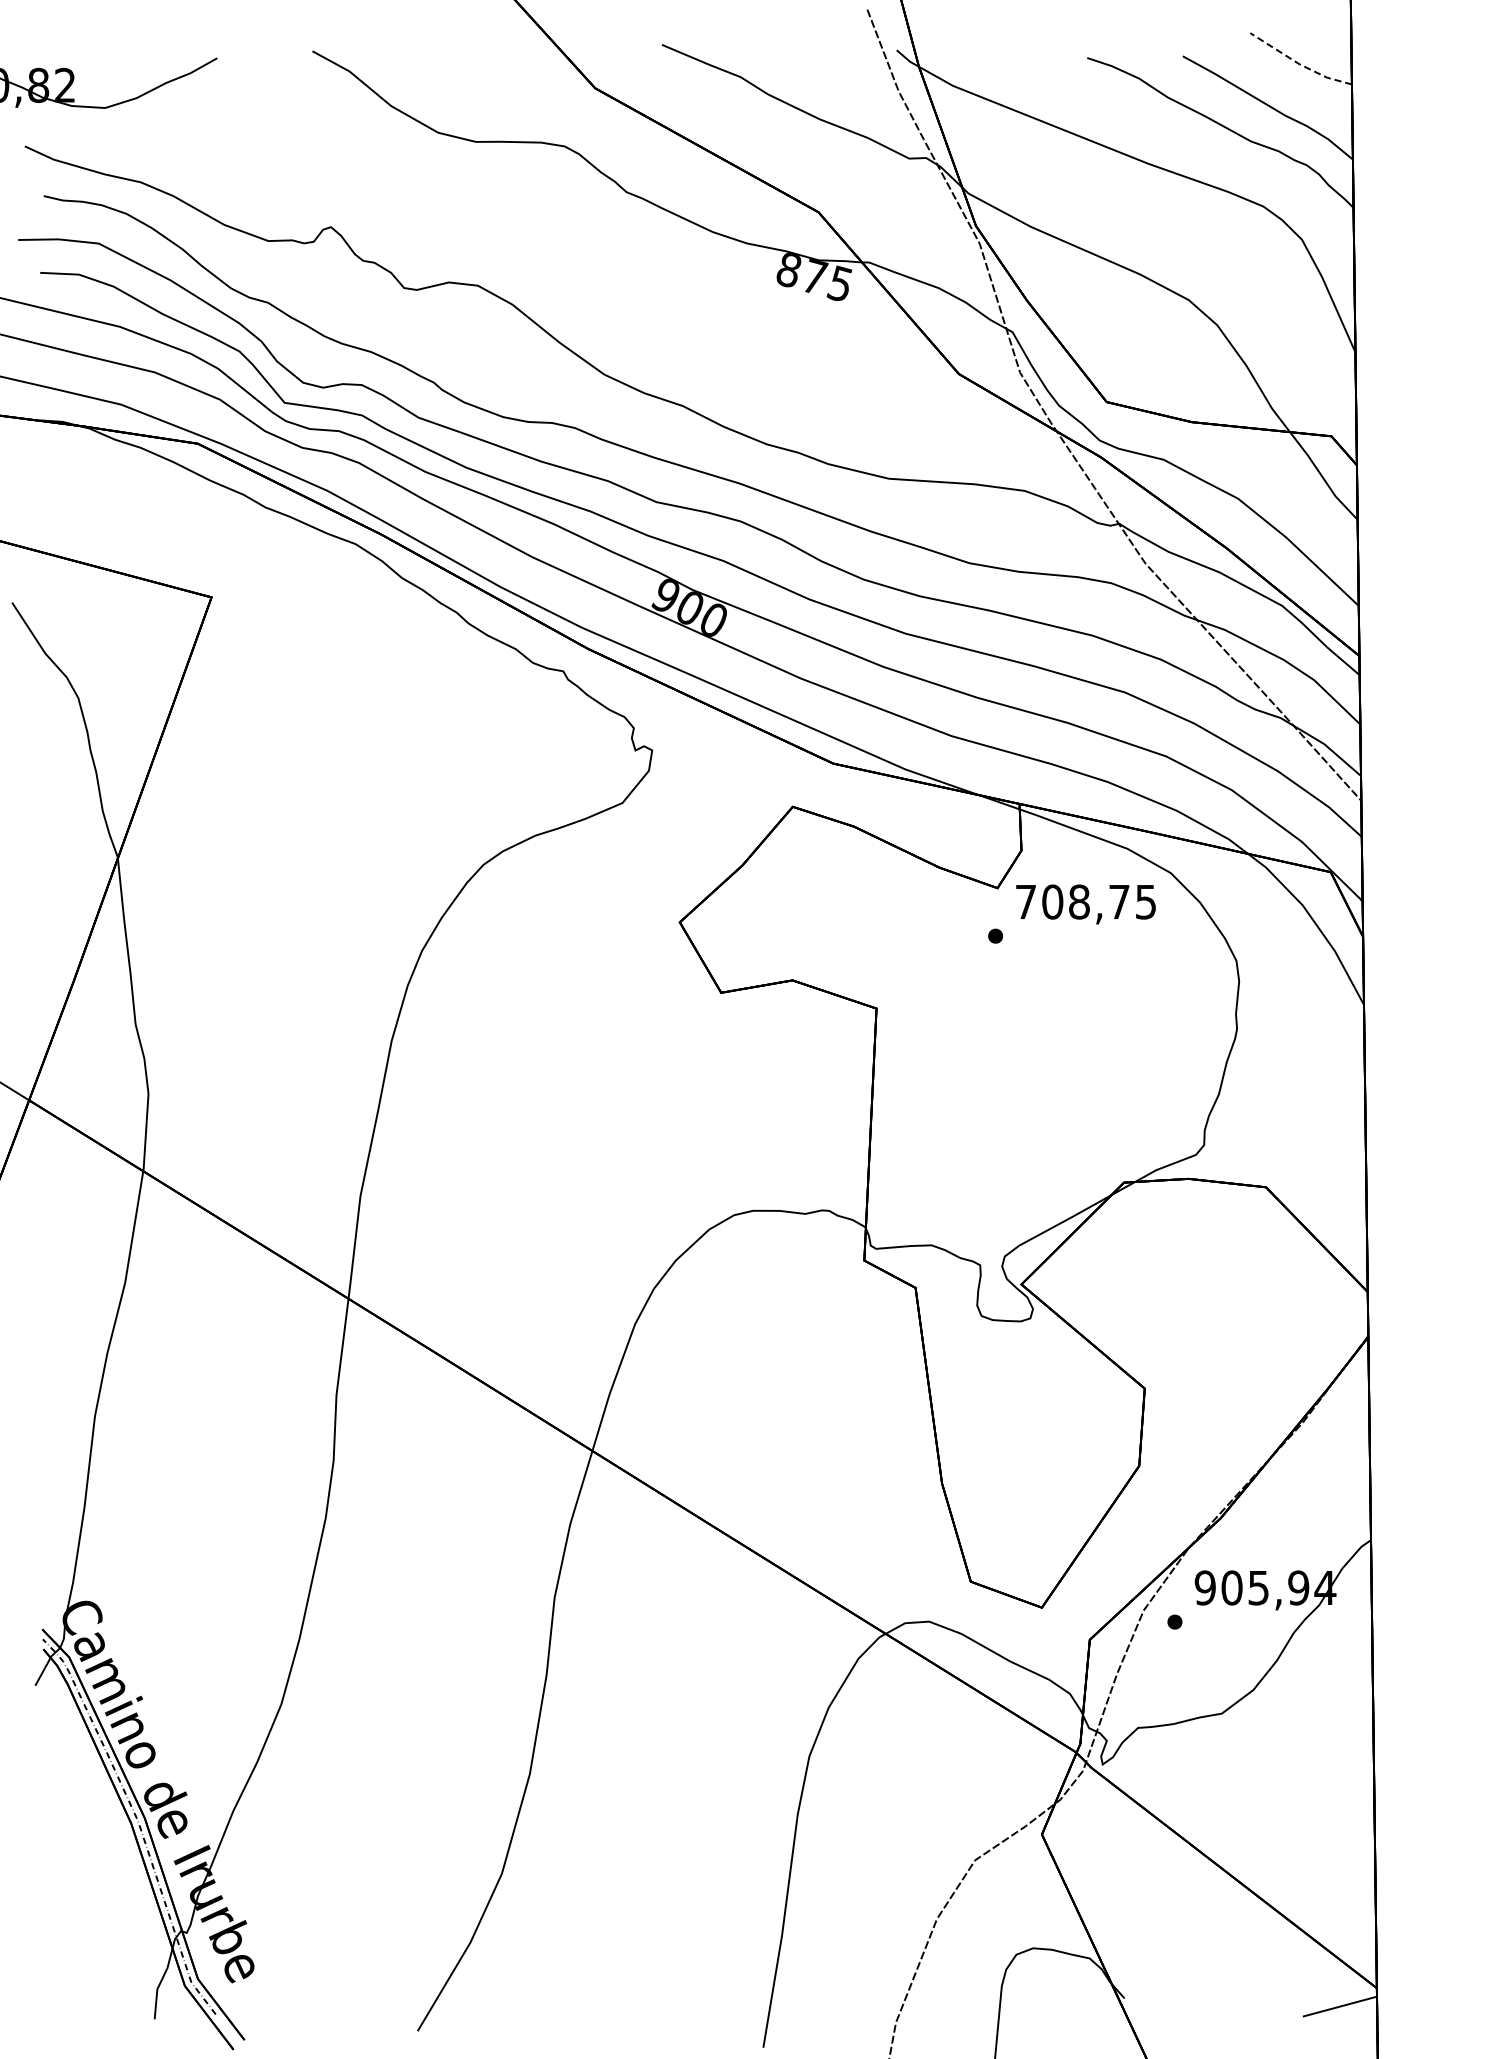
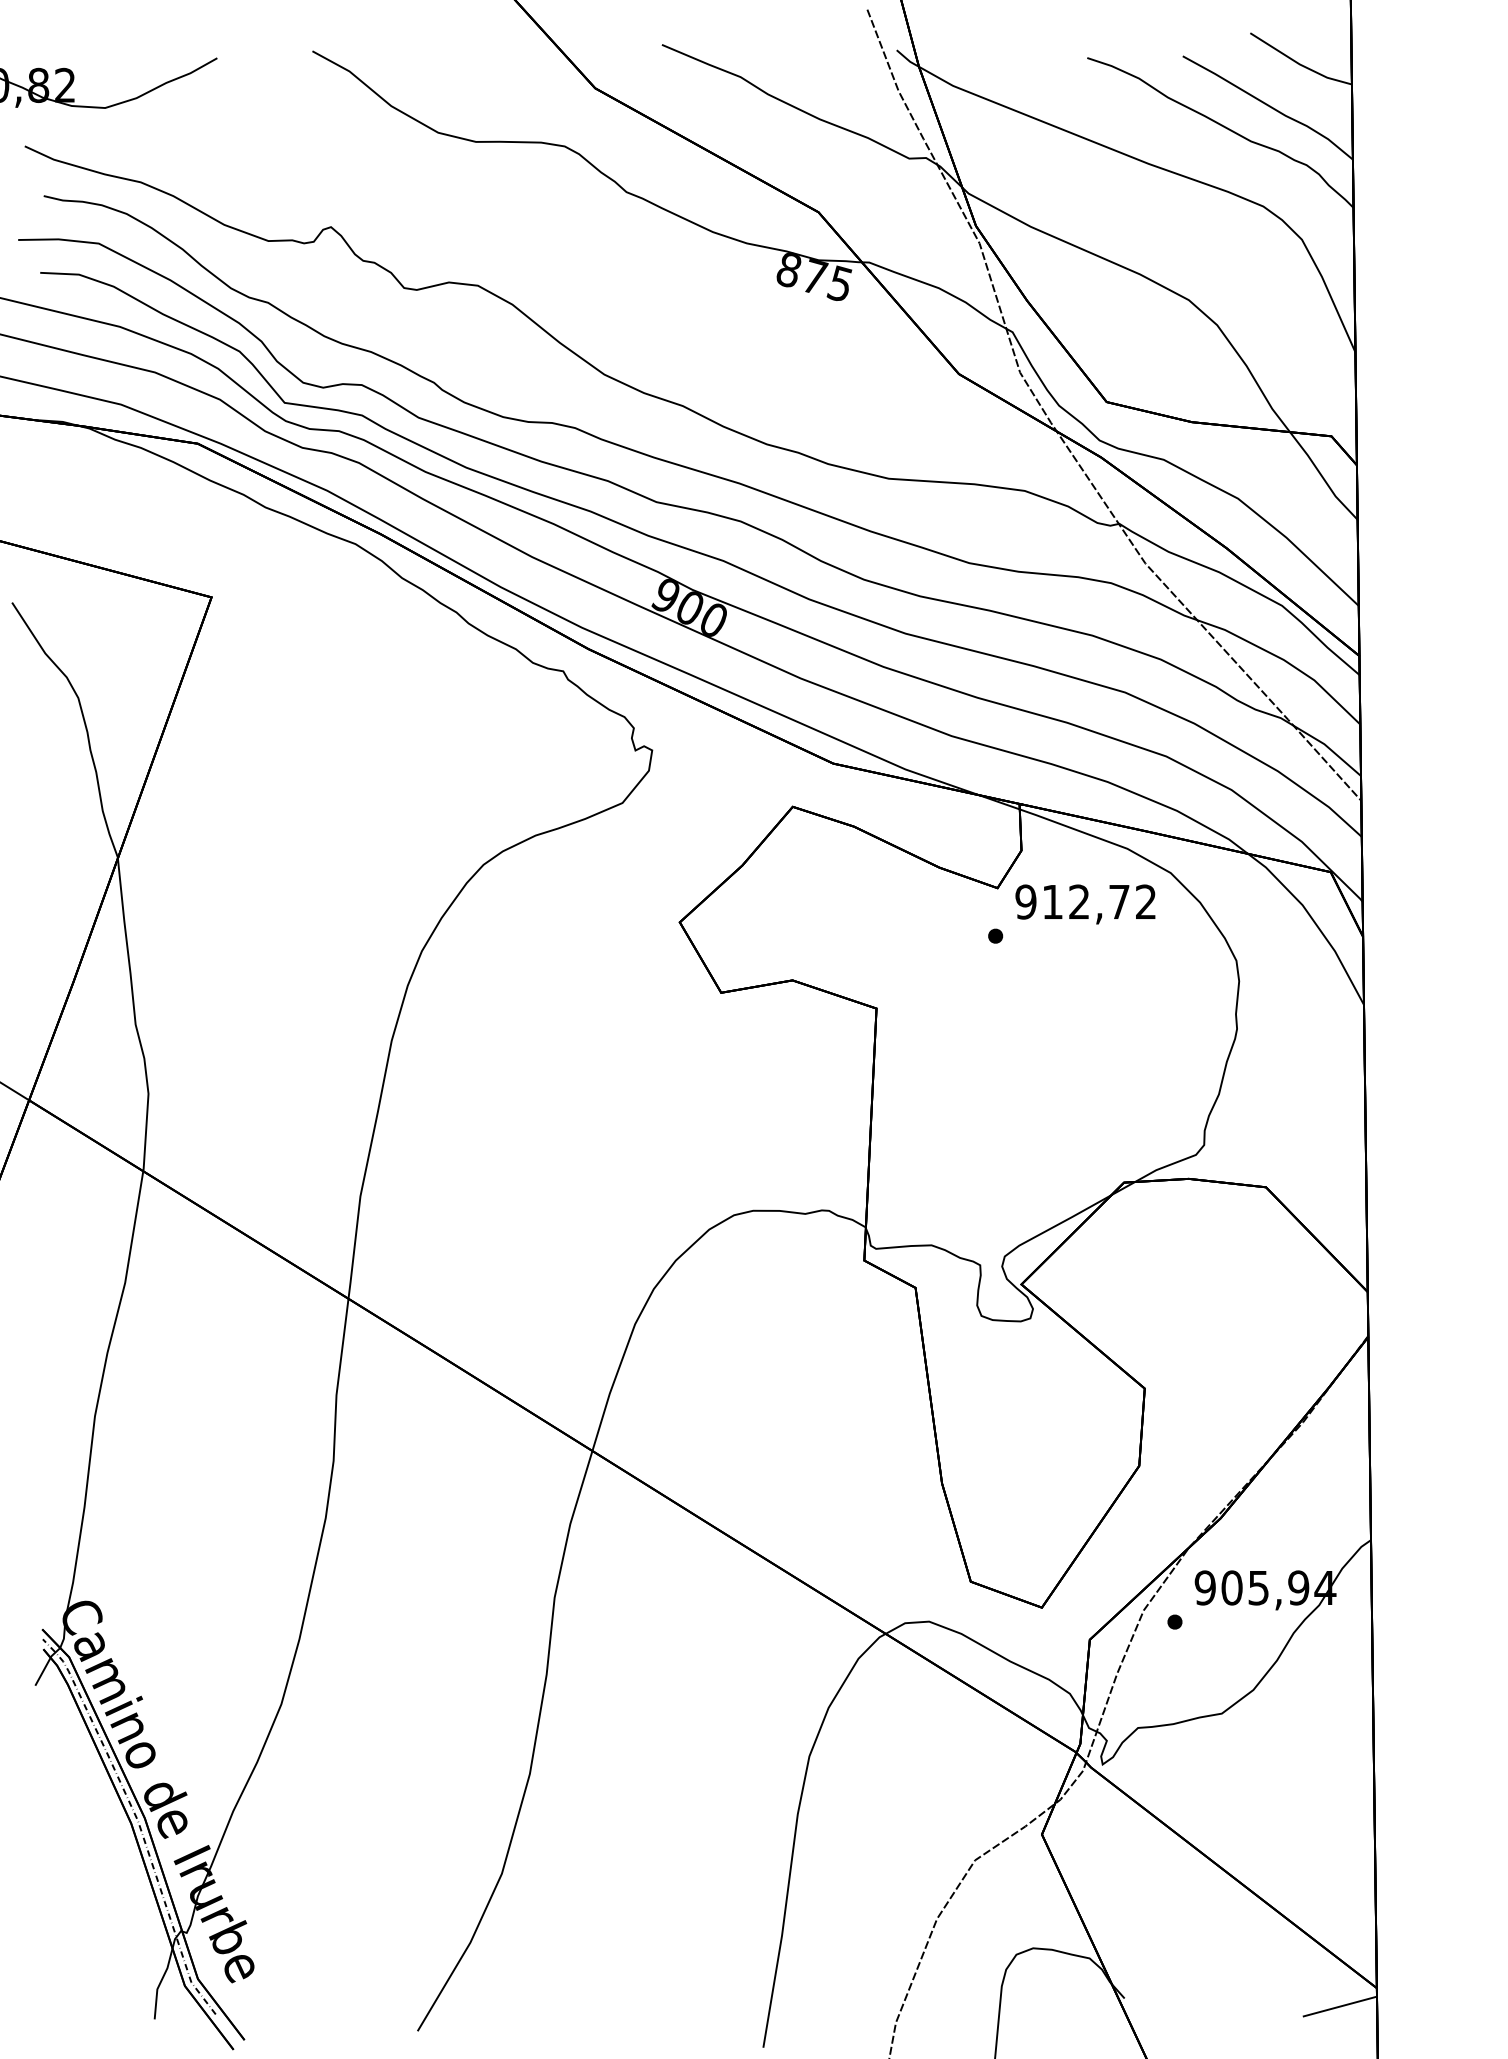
line: dashed -> solid (1299, 64)
text: 708,75 -> 912,72 (1085, 901)
